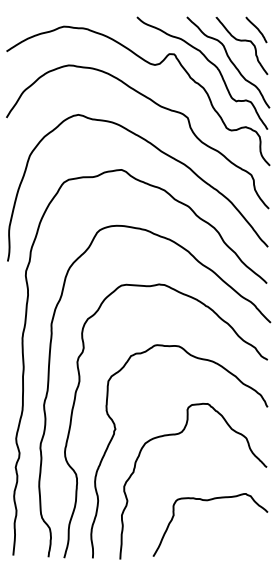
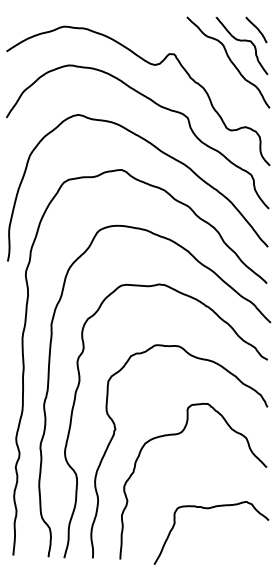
curve: present -> none (210, 63)
curve position: (207, 501) -> (208, 509) (208, 509)
